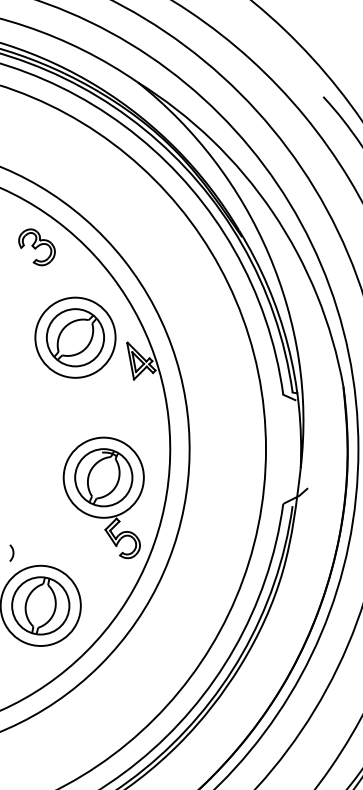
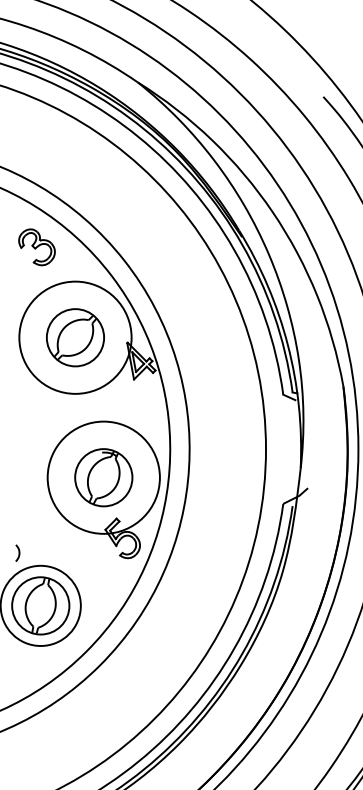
circle diameter: 80 px -> 112 px (75, 337)
circle diameter: 80 px -> 112 px (103, 477)
curve position: (12, 552) -> (18, 552) (18, 552)
